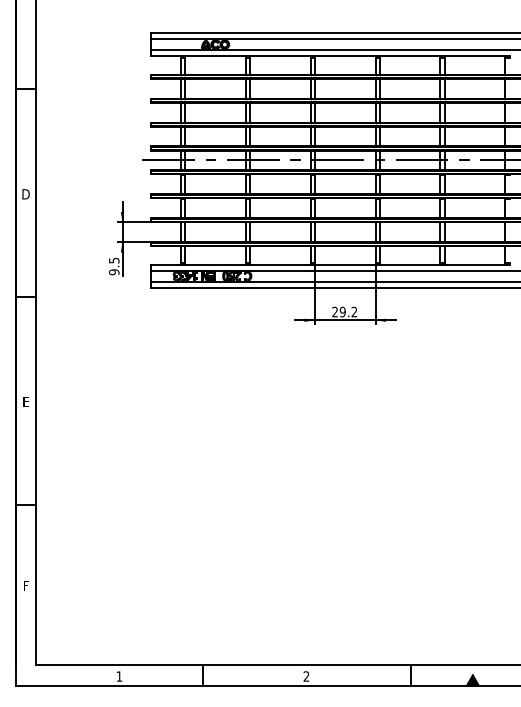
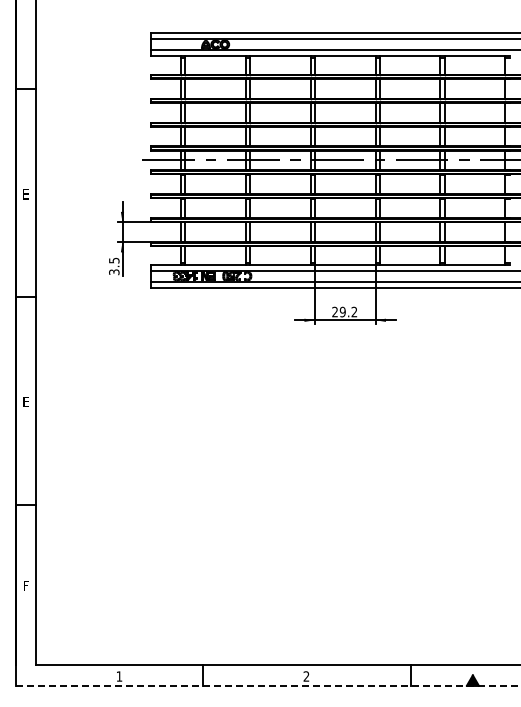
text: D -> E (25, 194)
text: 9.5 -> 3.5 (114, 272)
line: solid -> dashed (268, 685)
